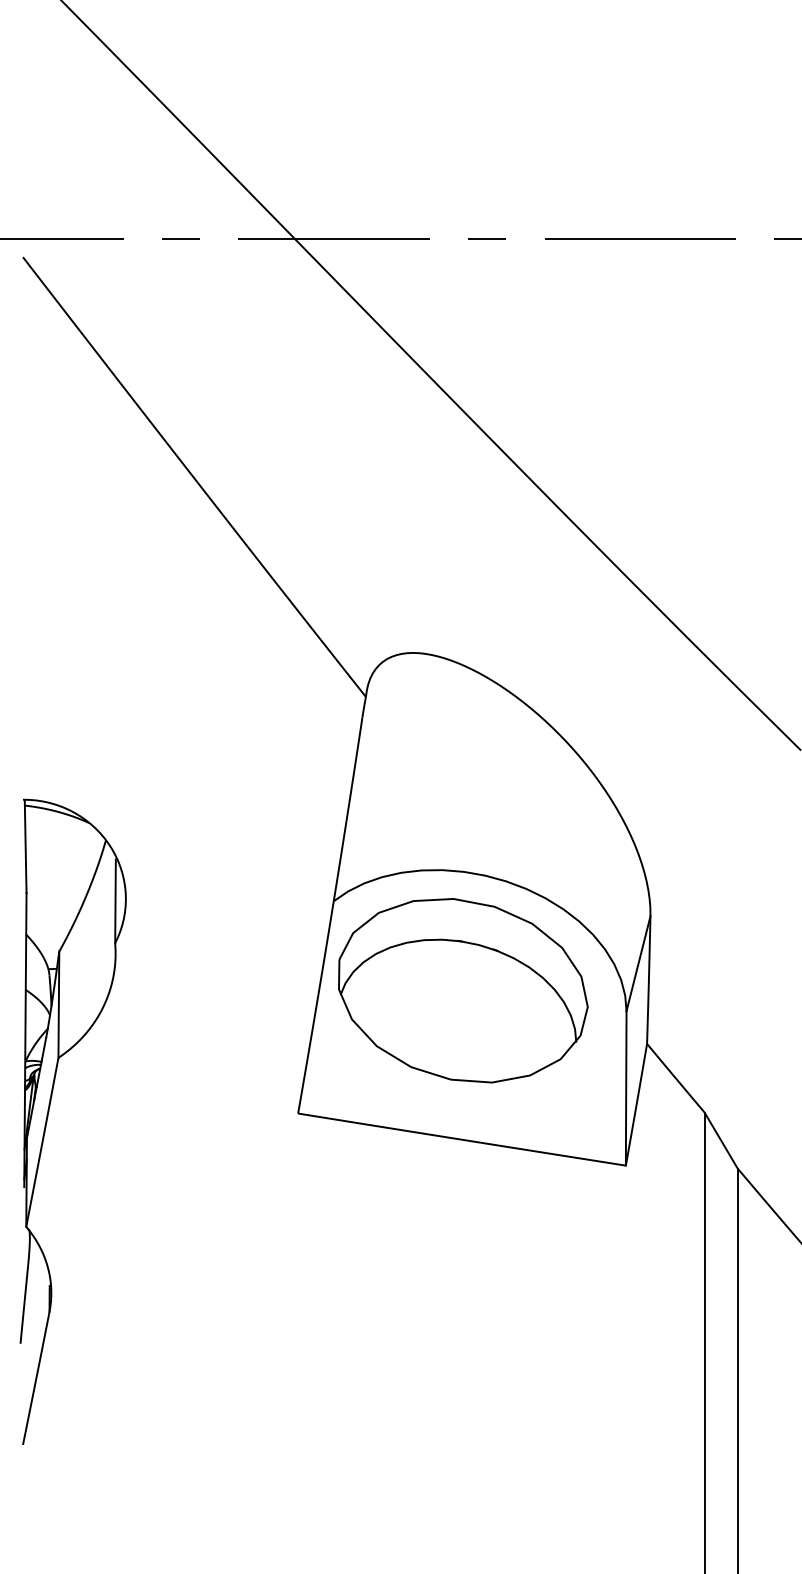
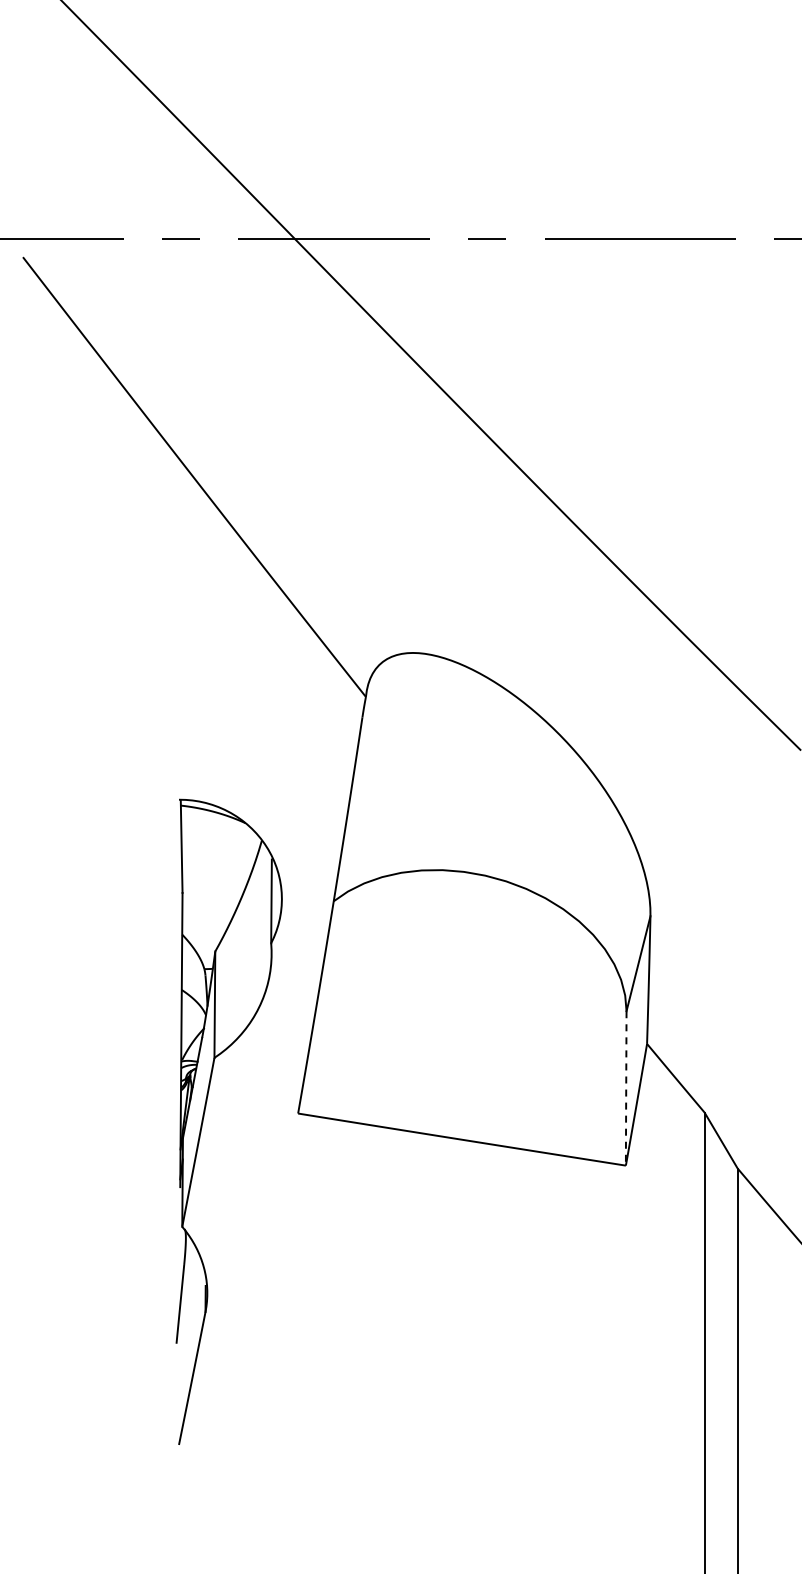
part: present -> none (463, 990)
line: solid -> dashed (626, 1088)
part position: (48, 1117) -> (204, 1117) (204, 1117)
